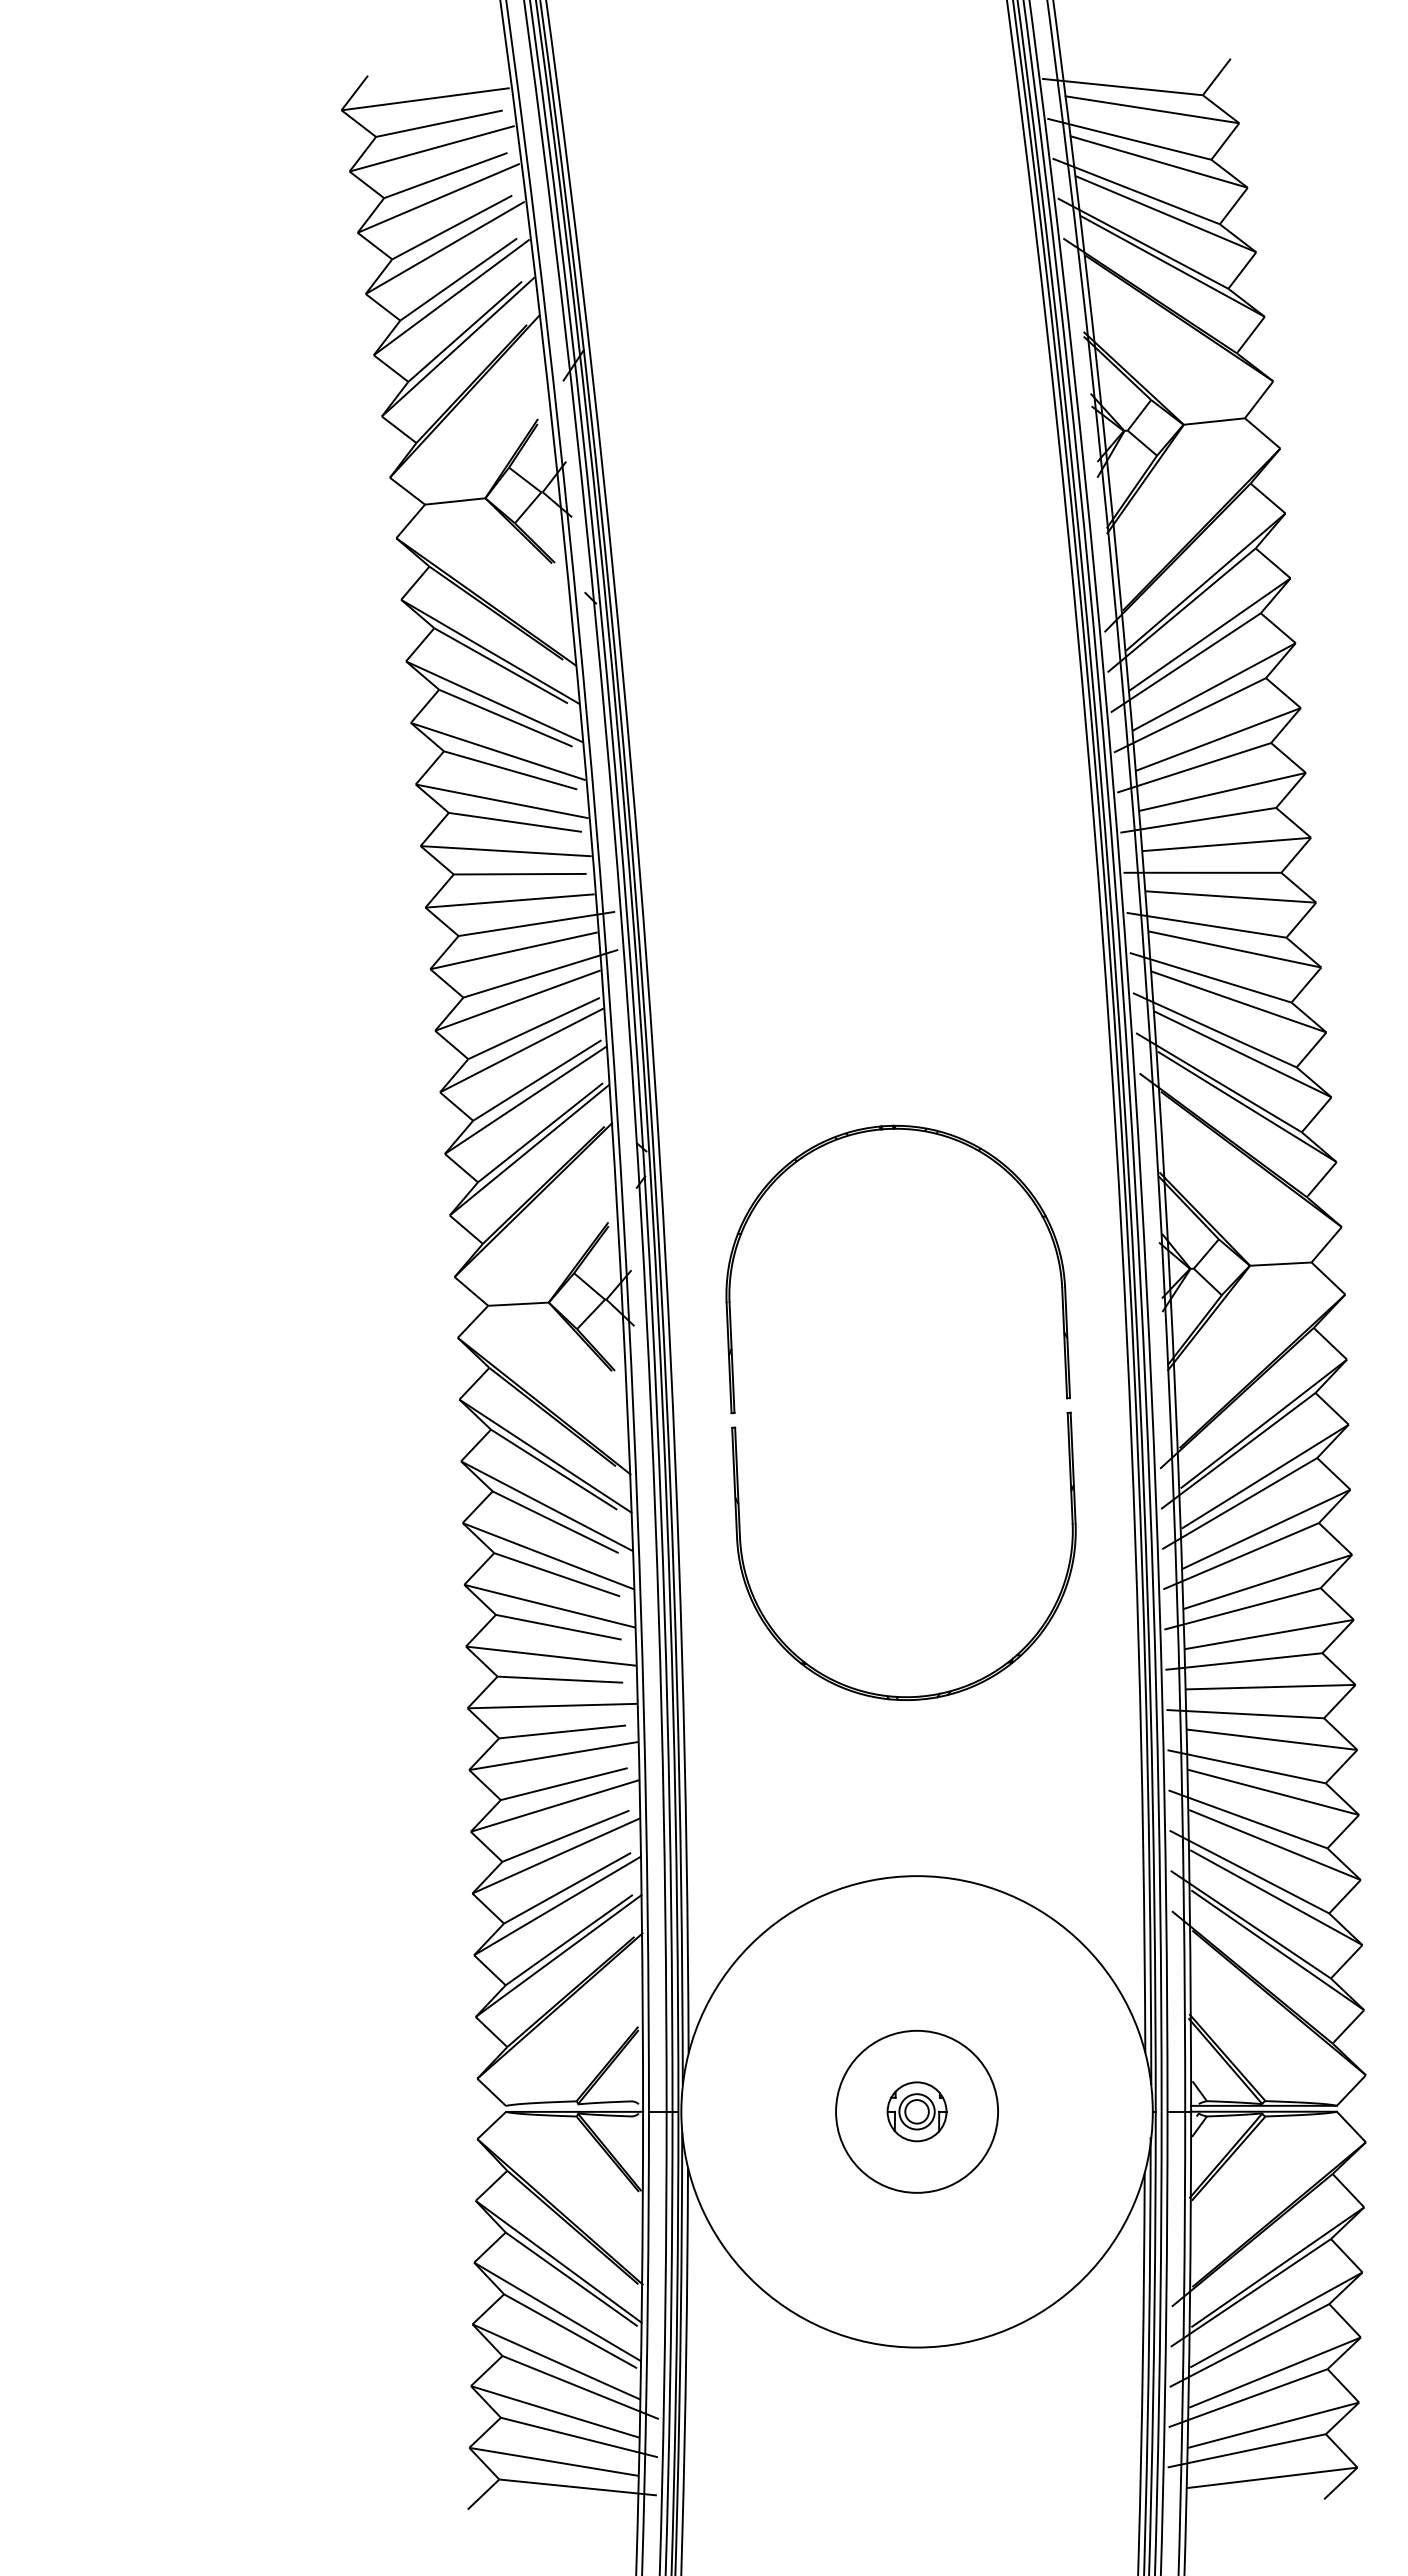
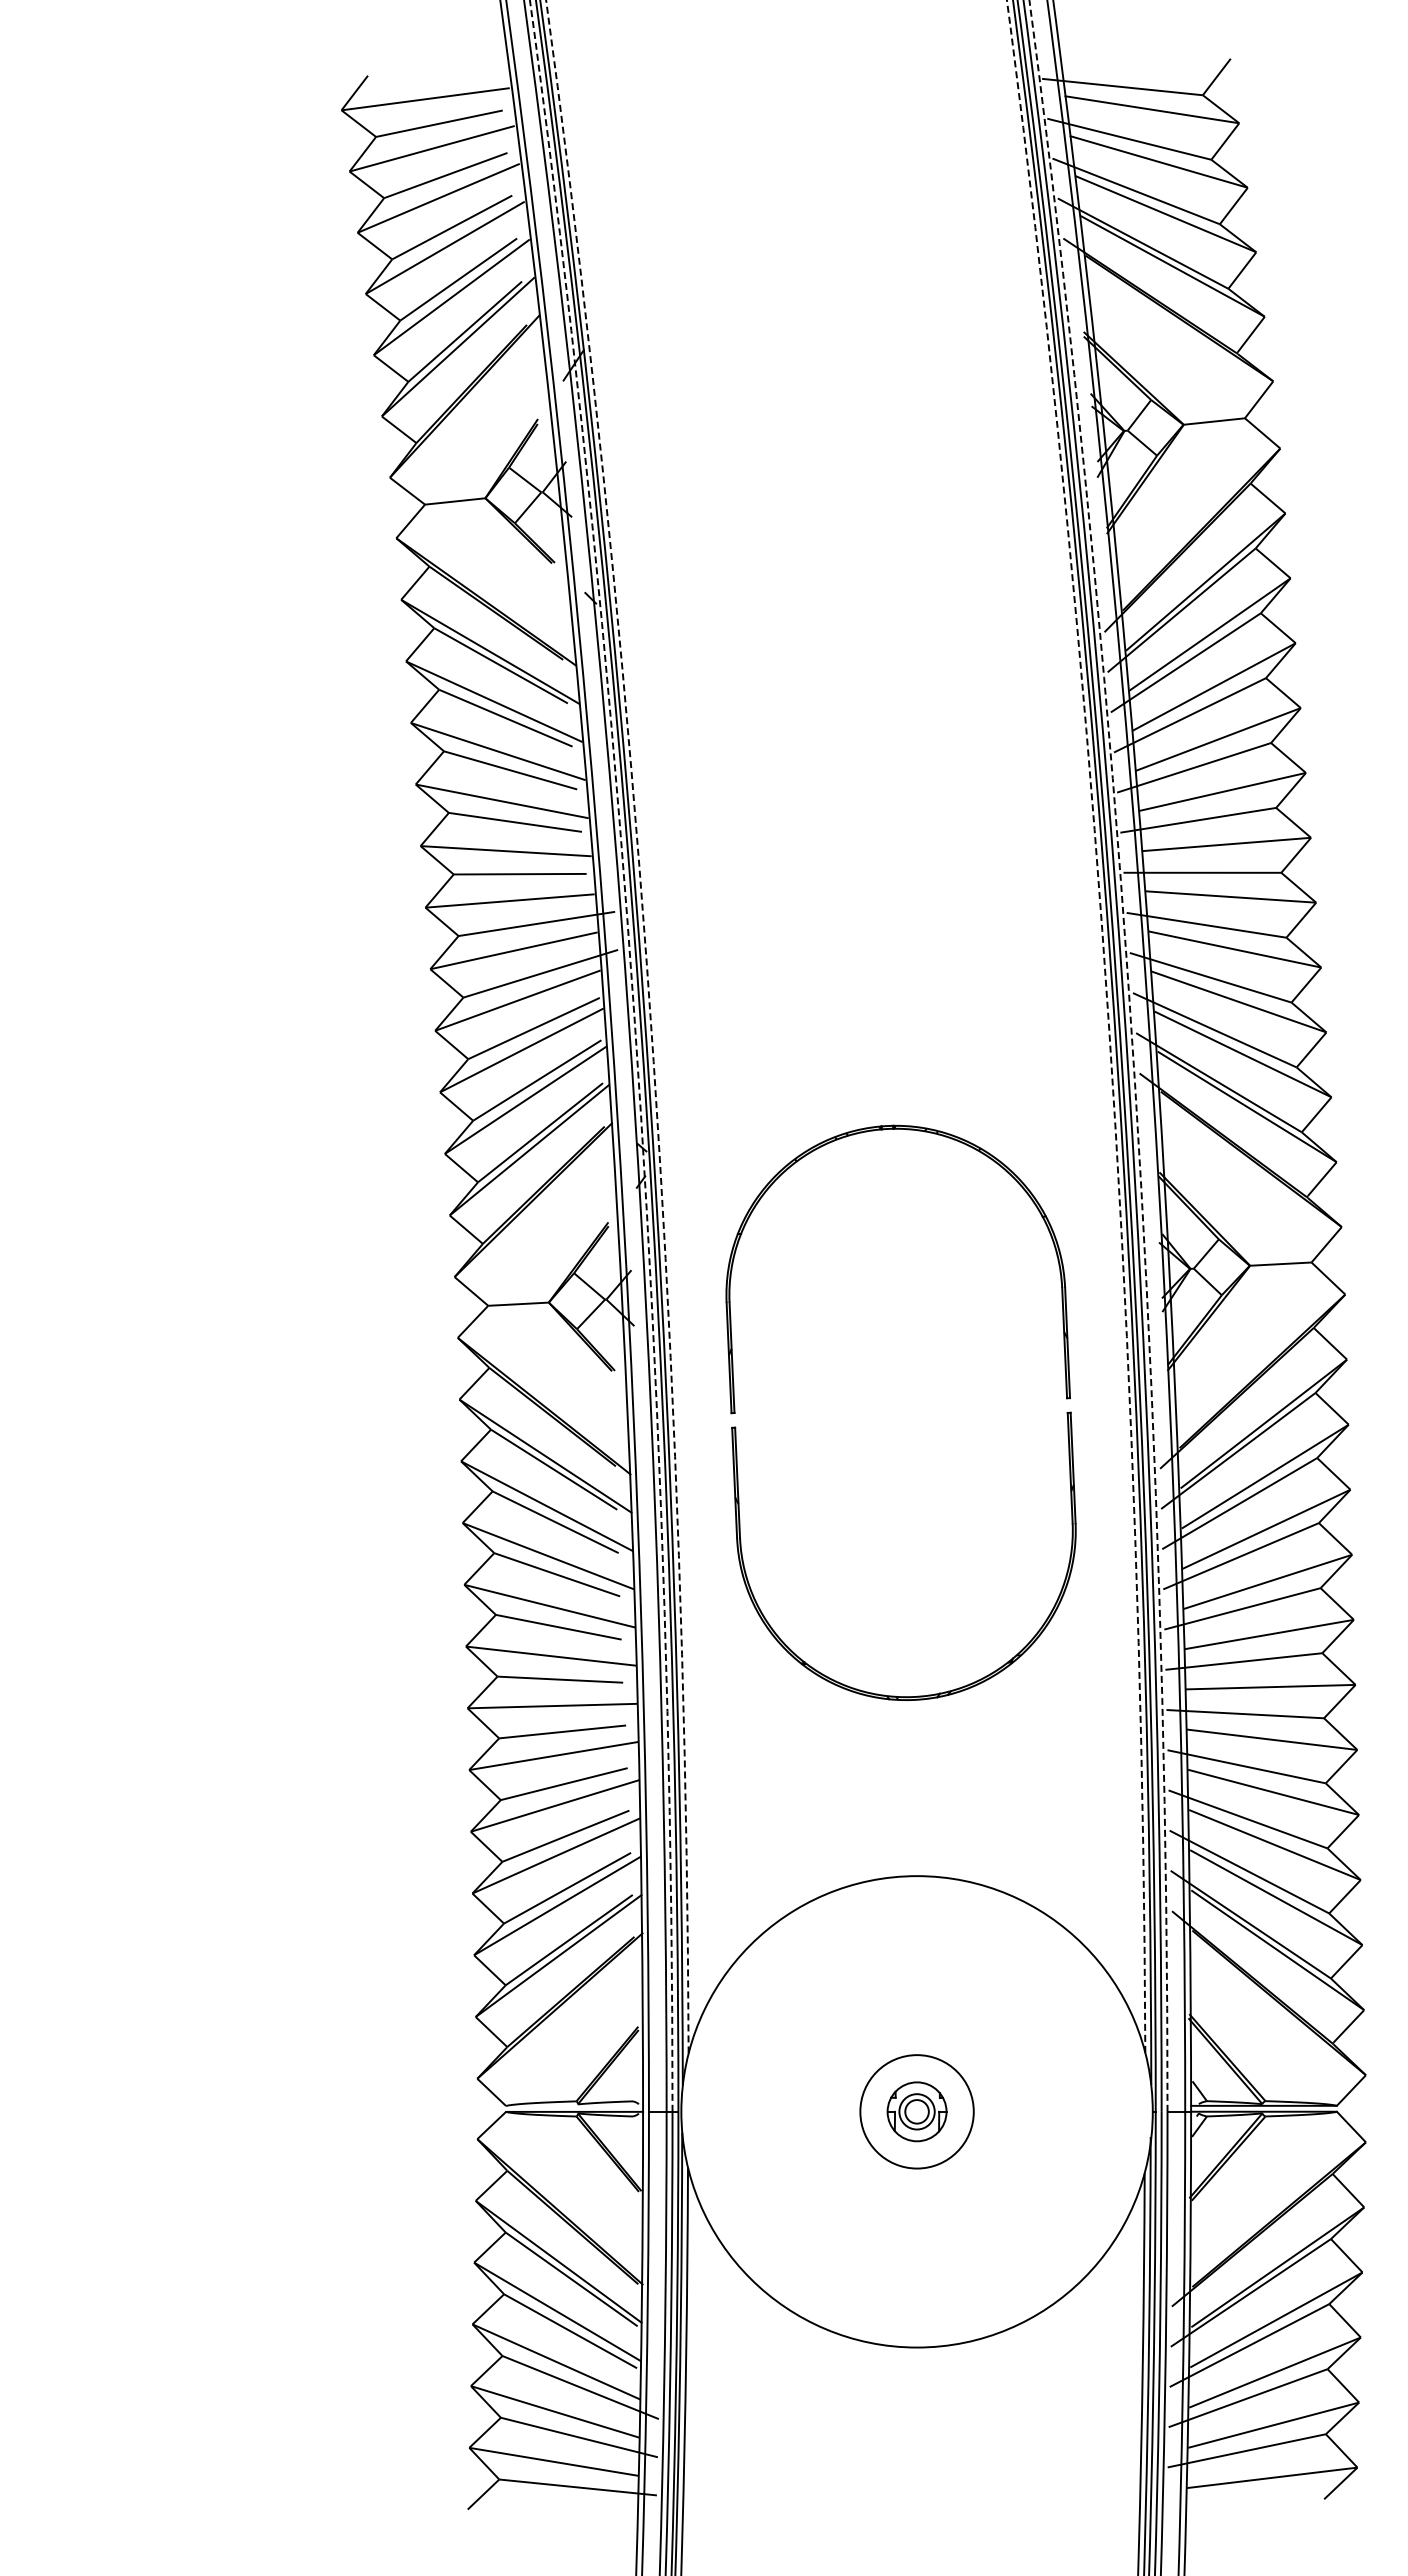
arc: solid -> dashed (651, 1023)
arc: solid -> dashed (1108, 1023)
arc: solid -> dashed (636, 1053)
arc: solid -> dashed (1133, 1054)
circle diameter: 162 px -> 113 px (916, 2111)
